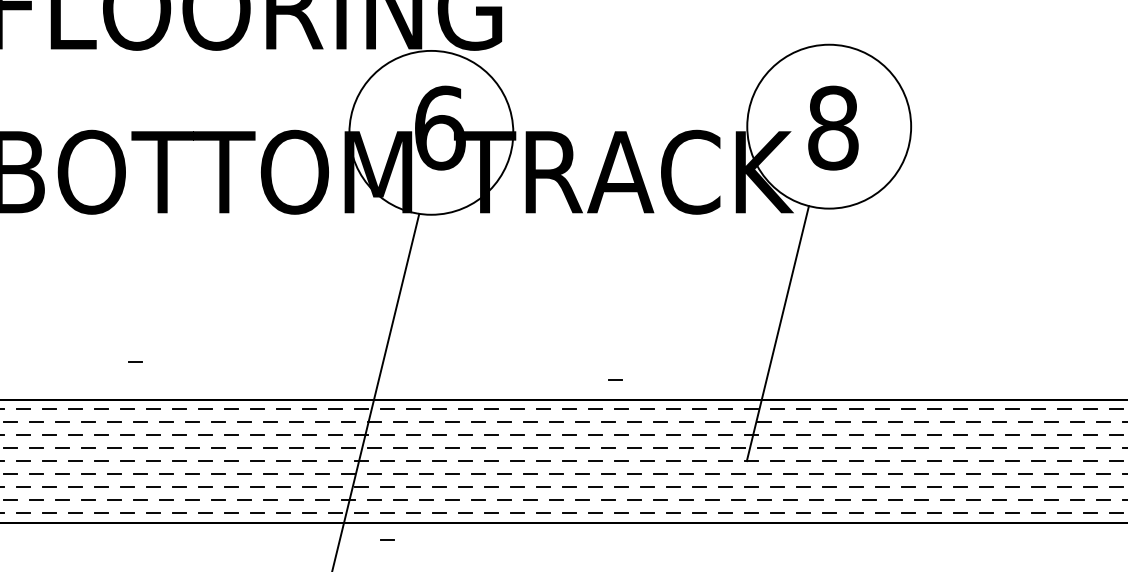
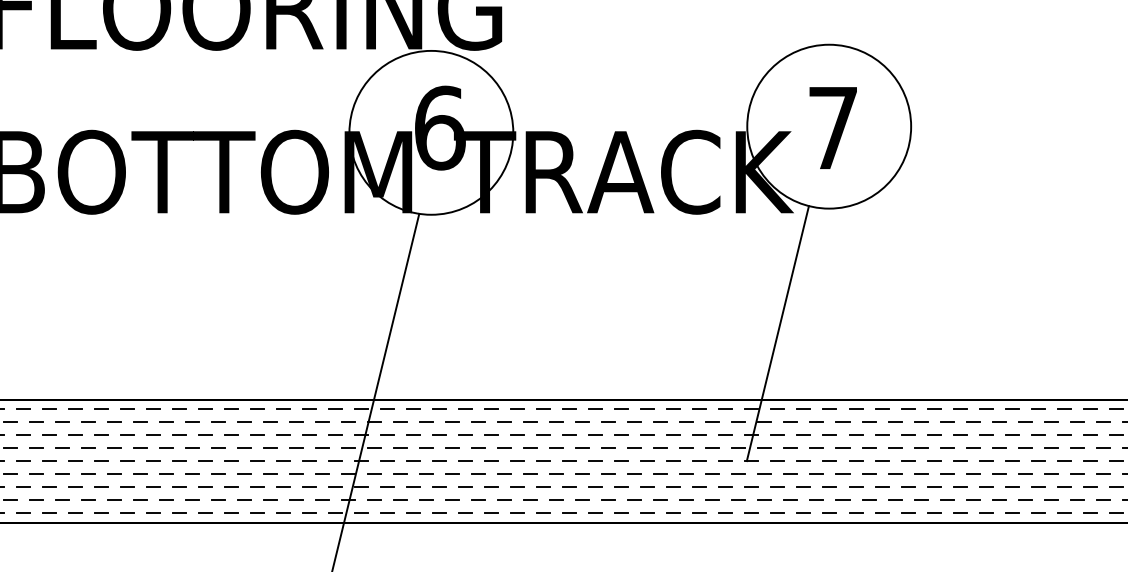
text: 8 -> 7 (833, 127)
line: present -> none (135, 361)
line: present -> none (615, 379)
line: present -> none (387, 539)
